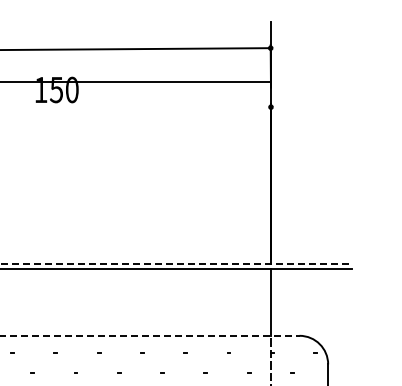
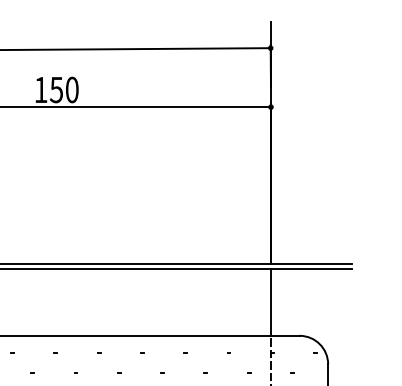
line position: (136, 82) -> (136, 107) (136, 107)
line: dashed -> solid (176, 264)
line: dashed -> solid (149, 335)
